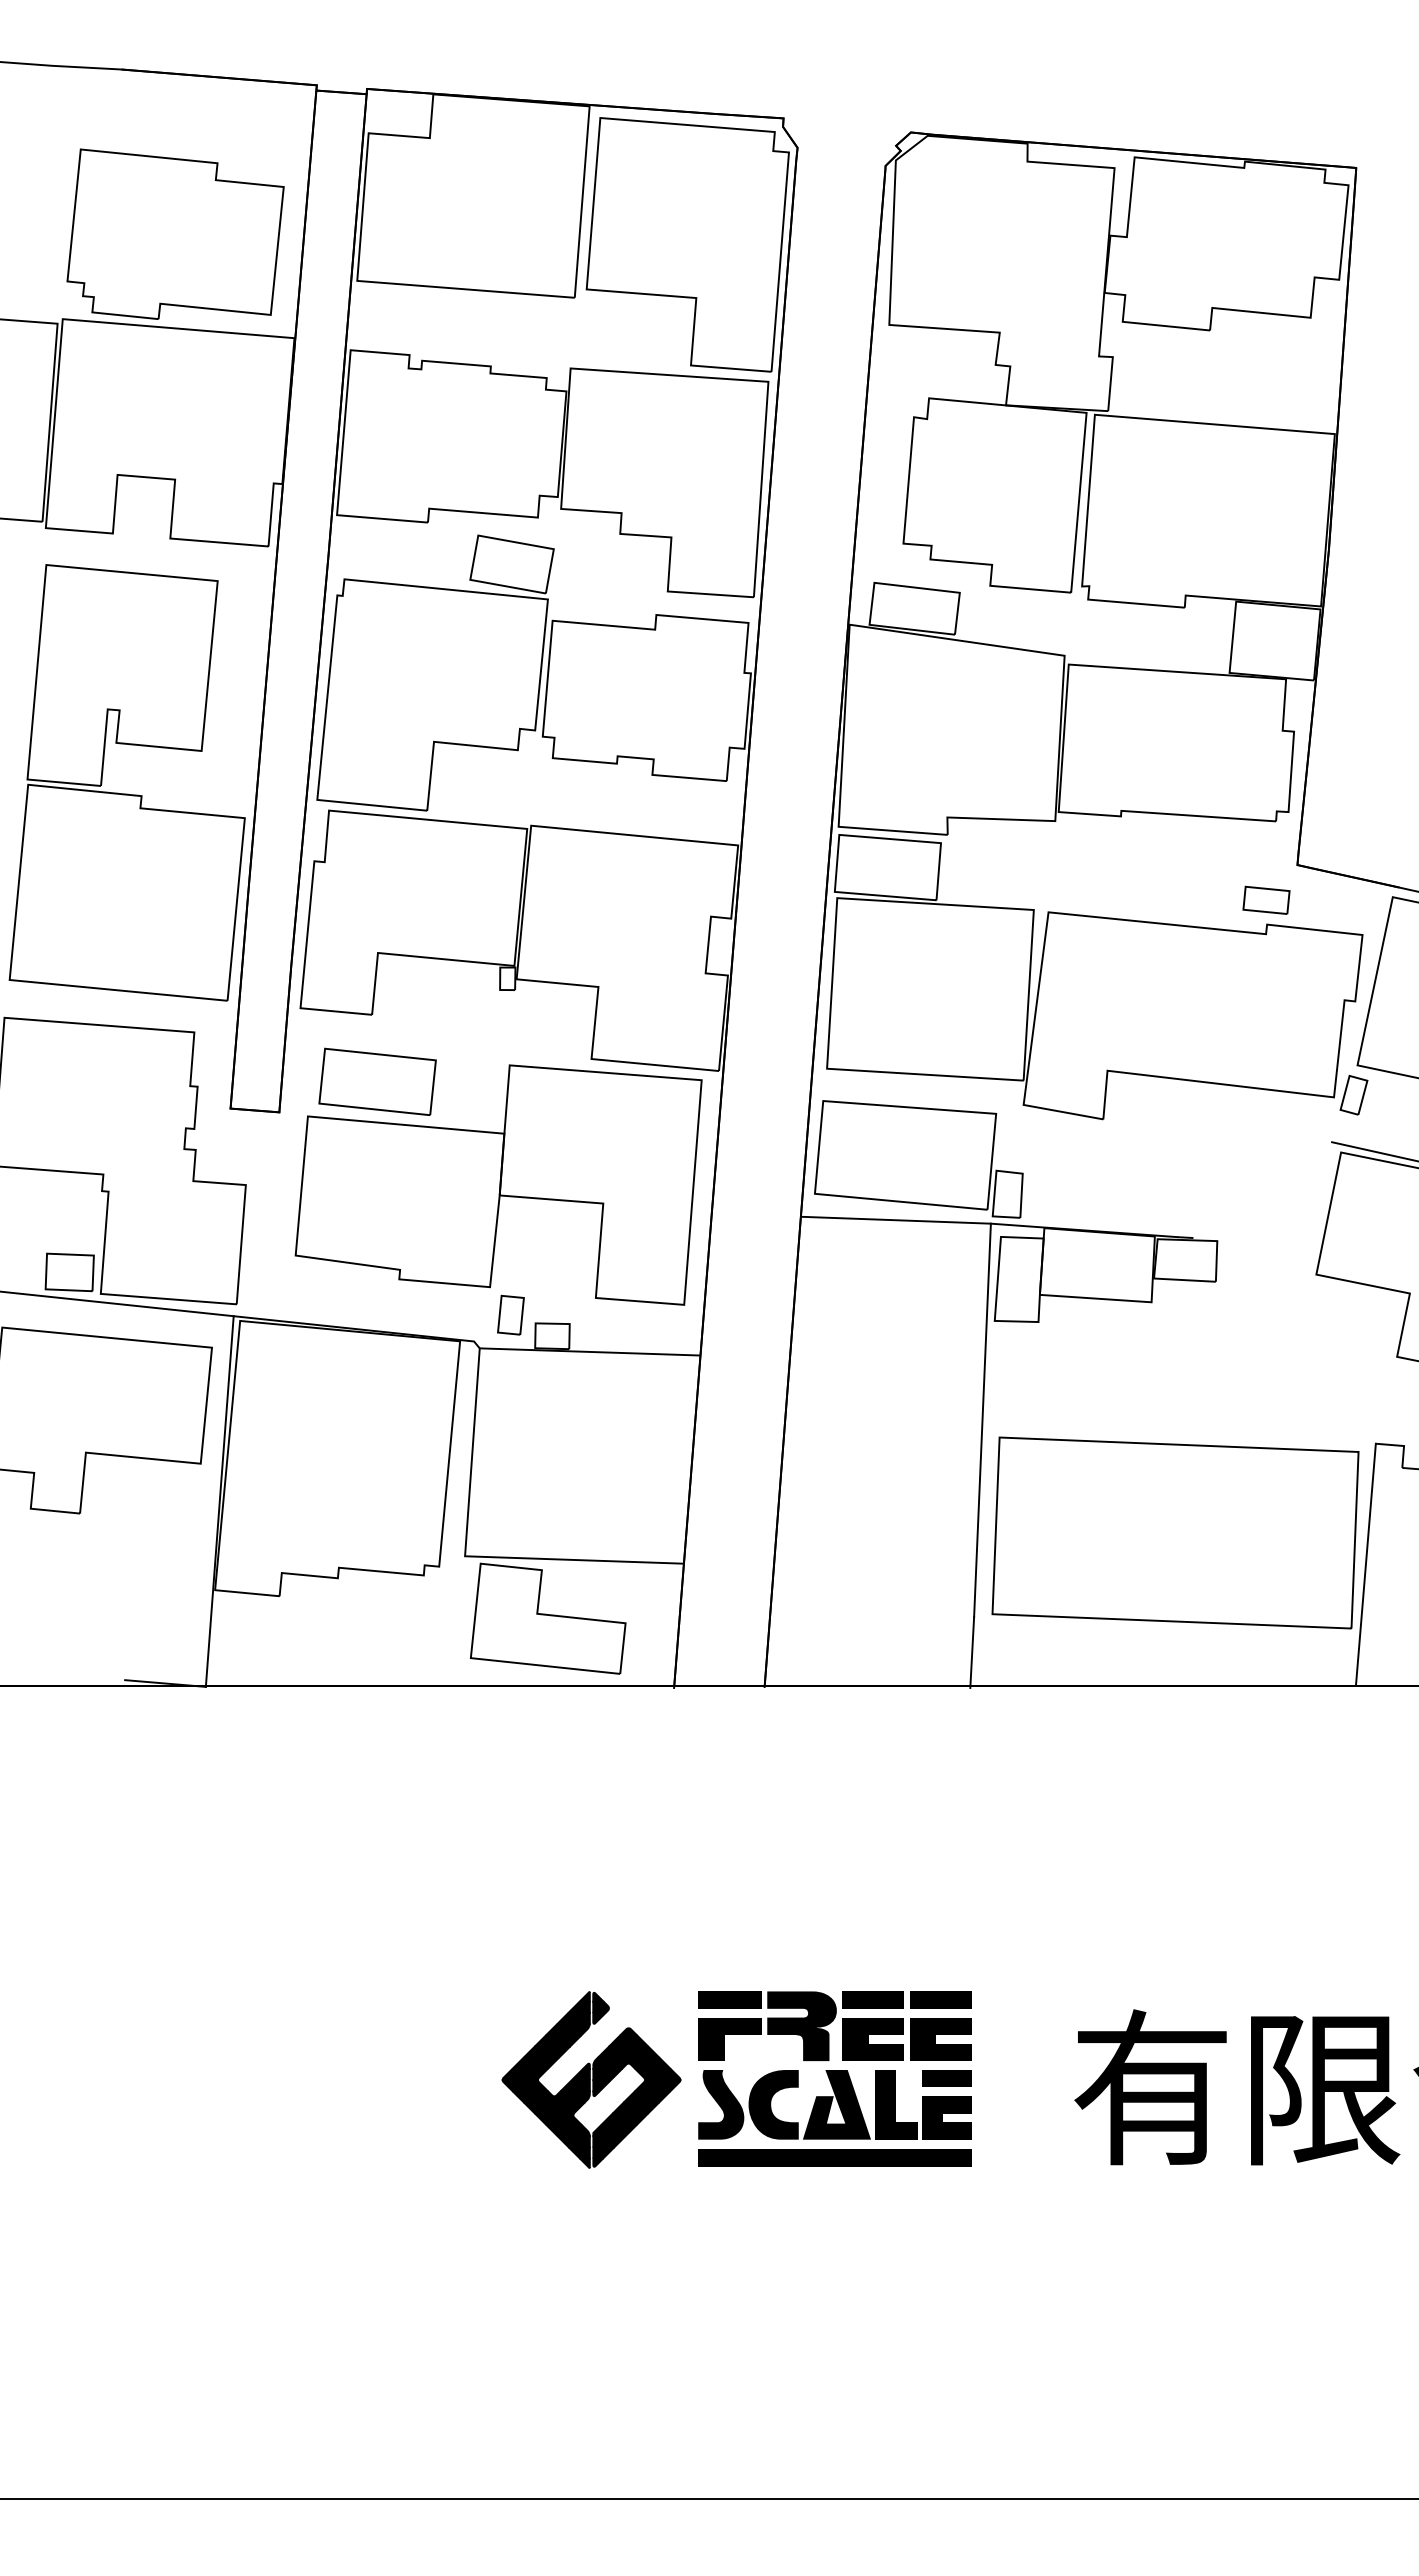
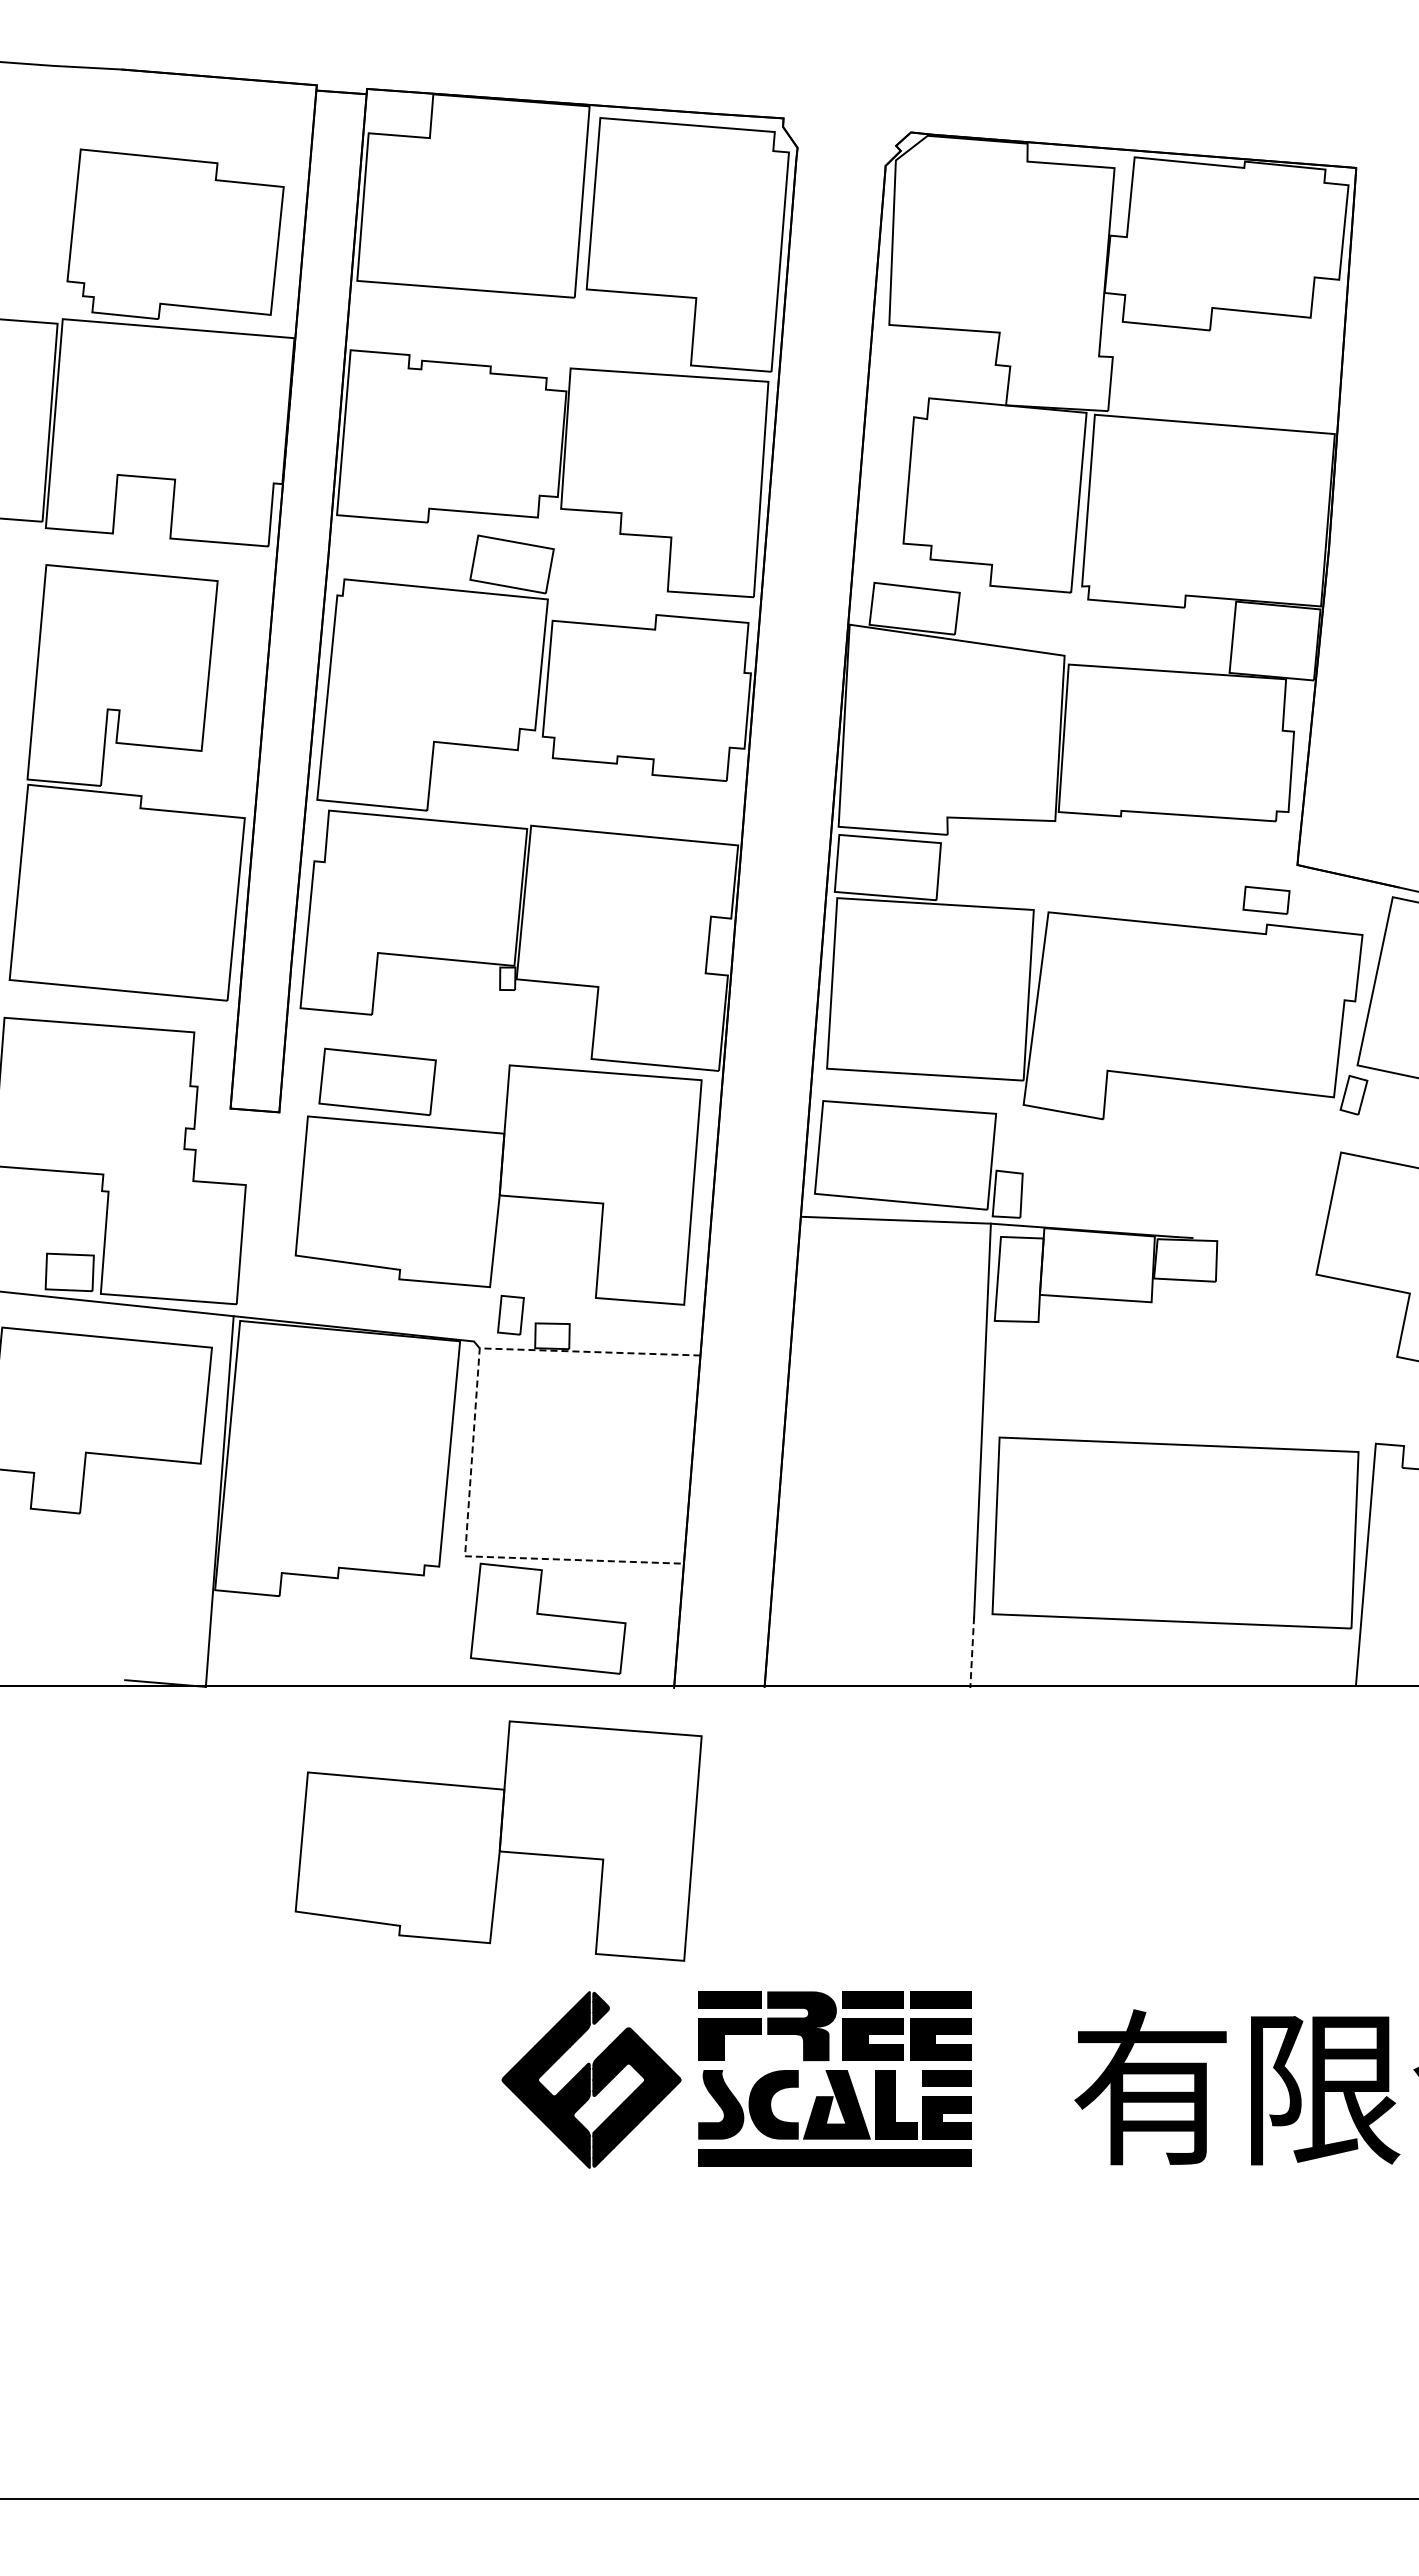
line: present -> none (1373, 1151)
line: solid -> dashed (472, 1451)
line: solid -> dashed (972, 1653)
part: none -> present (498, 1840)
